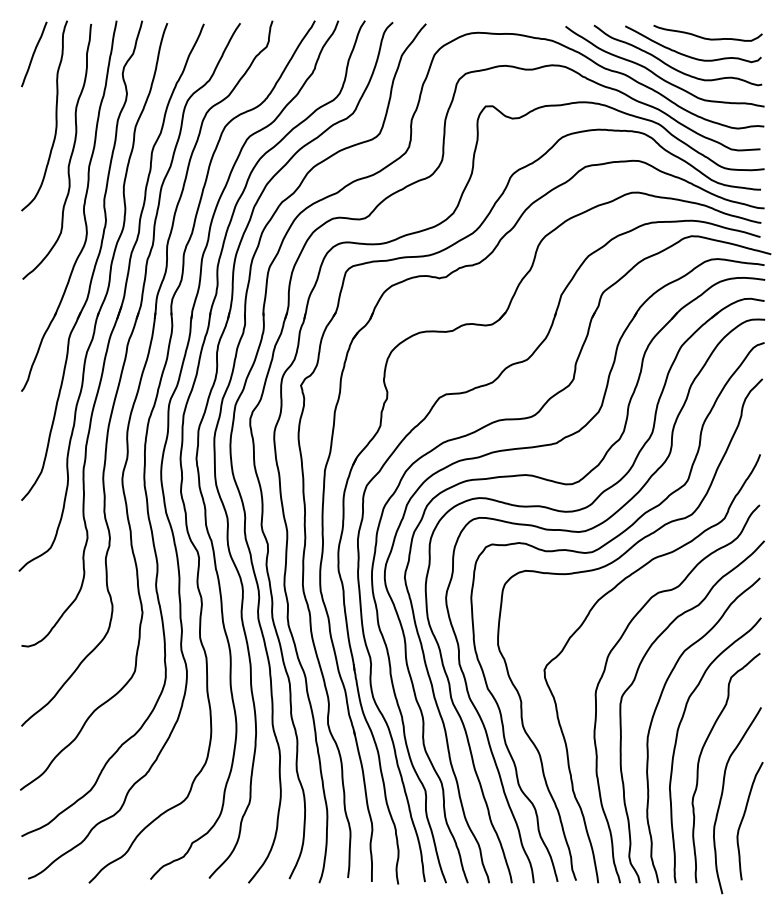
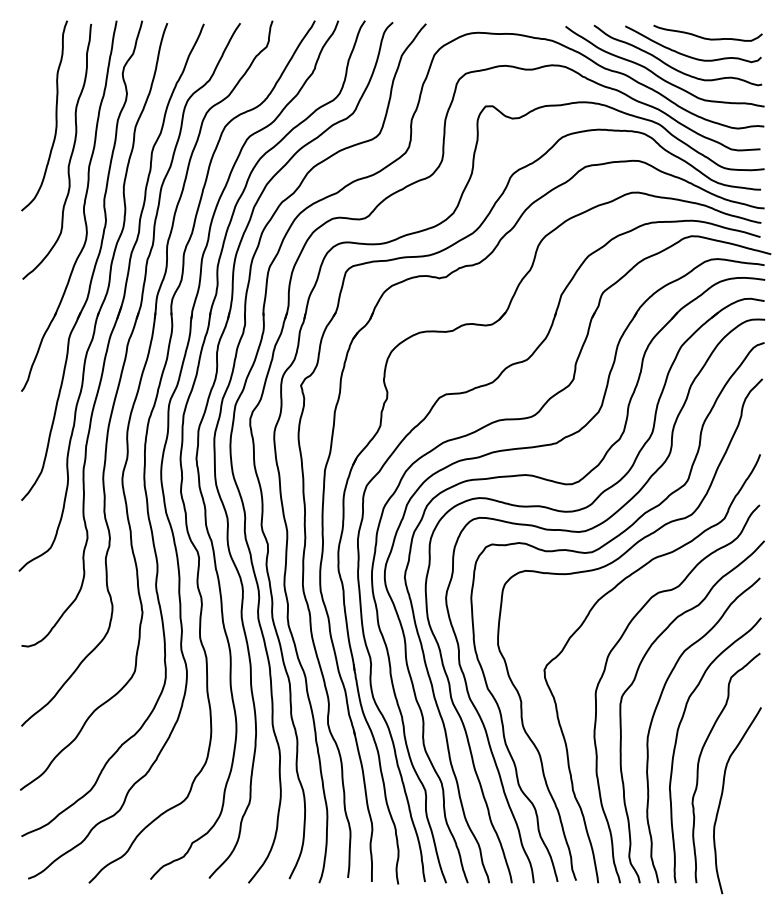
curve: present -> none (34, 54)
curve: present -> none (743, 819)
